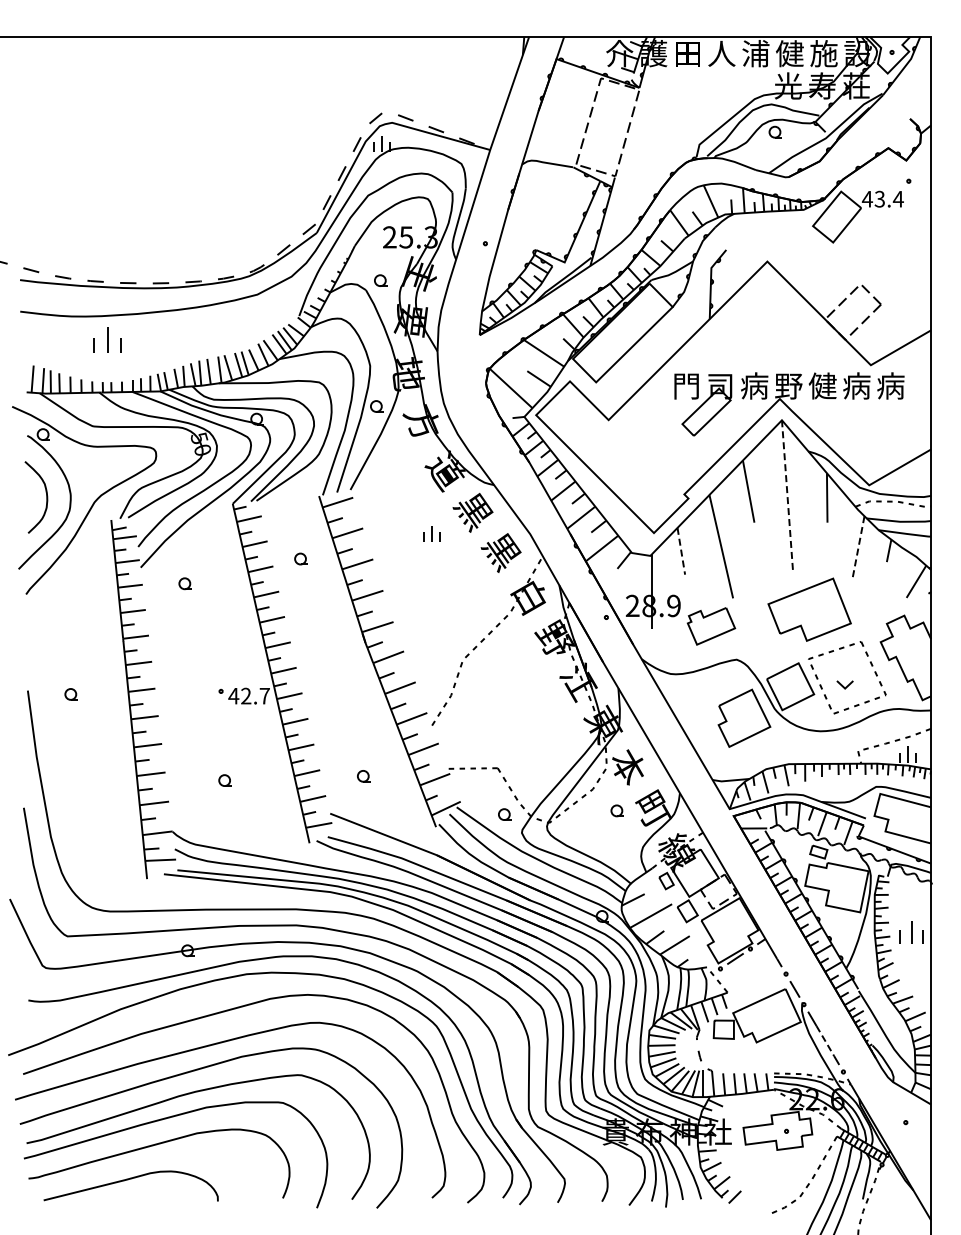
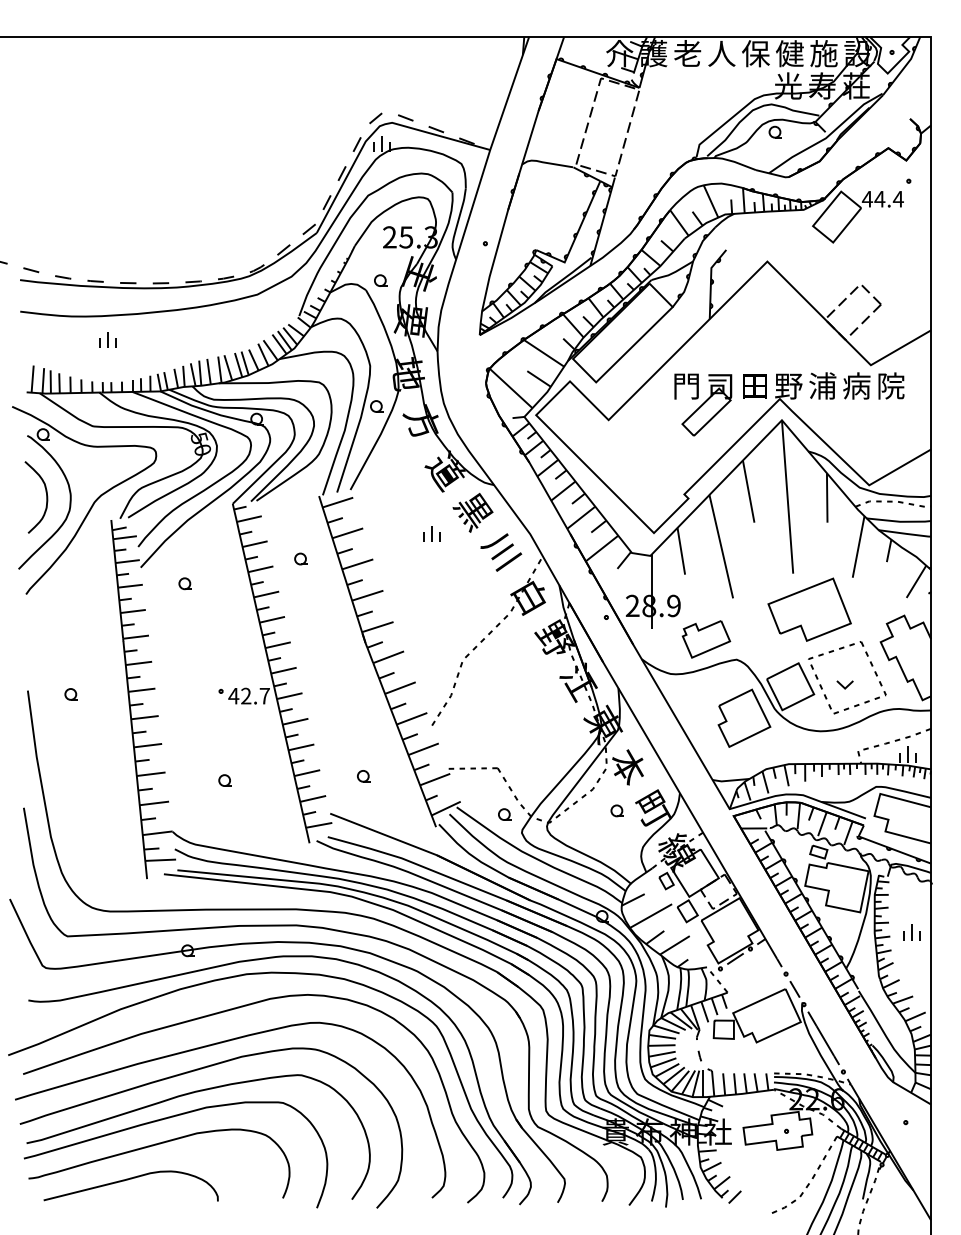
text: 田 -> 老 (687, 53)
text: 浦 -> 保 (755, 53)
text: 43.4 -> 44.4 (879, 198)
part size: 29x26 px -> 18x16 px (107, 339)
text: 病 -> 田 (754, 385)
text: 健 -> 浦 (822, 385)
text: 病 -> 院 (890, 385)
line: dashed -> solid (787, 497)
line: dashed -> solid (858, 547)
line: dashed -> solid (681, 551)
text: 黒 -> 川 (501, 552)
part position: (711, 626) -> (706, 639) (706, 639)
part size: 25x23 px -> 18x17 px (911, 932)
line: dashed -> solid (825, 1041)
